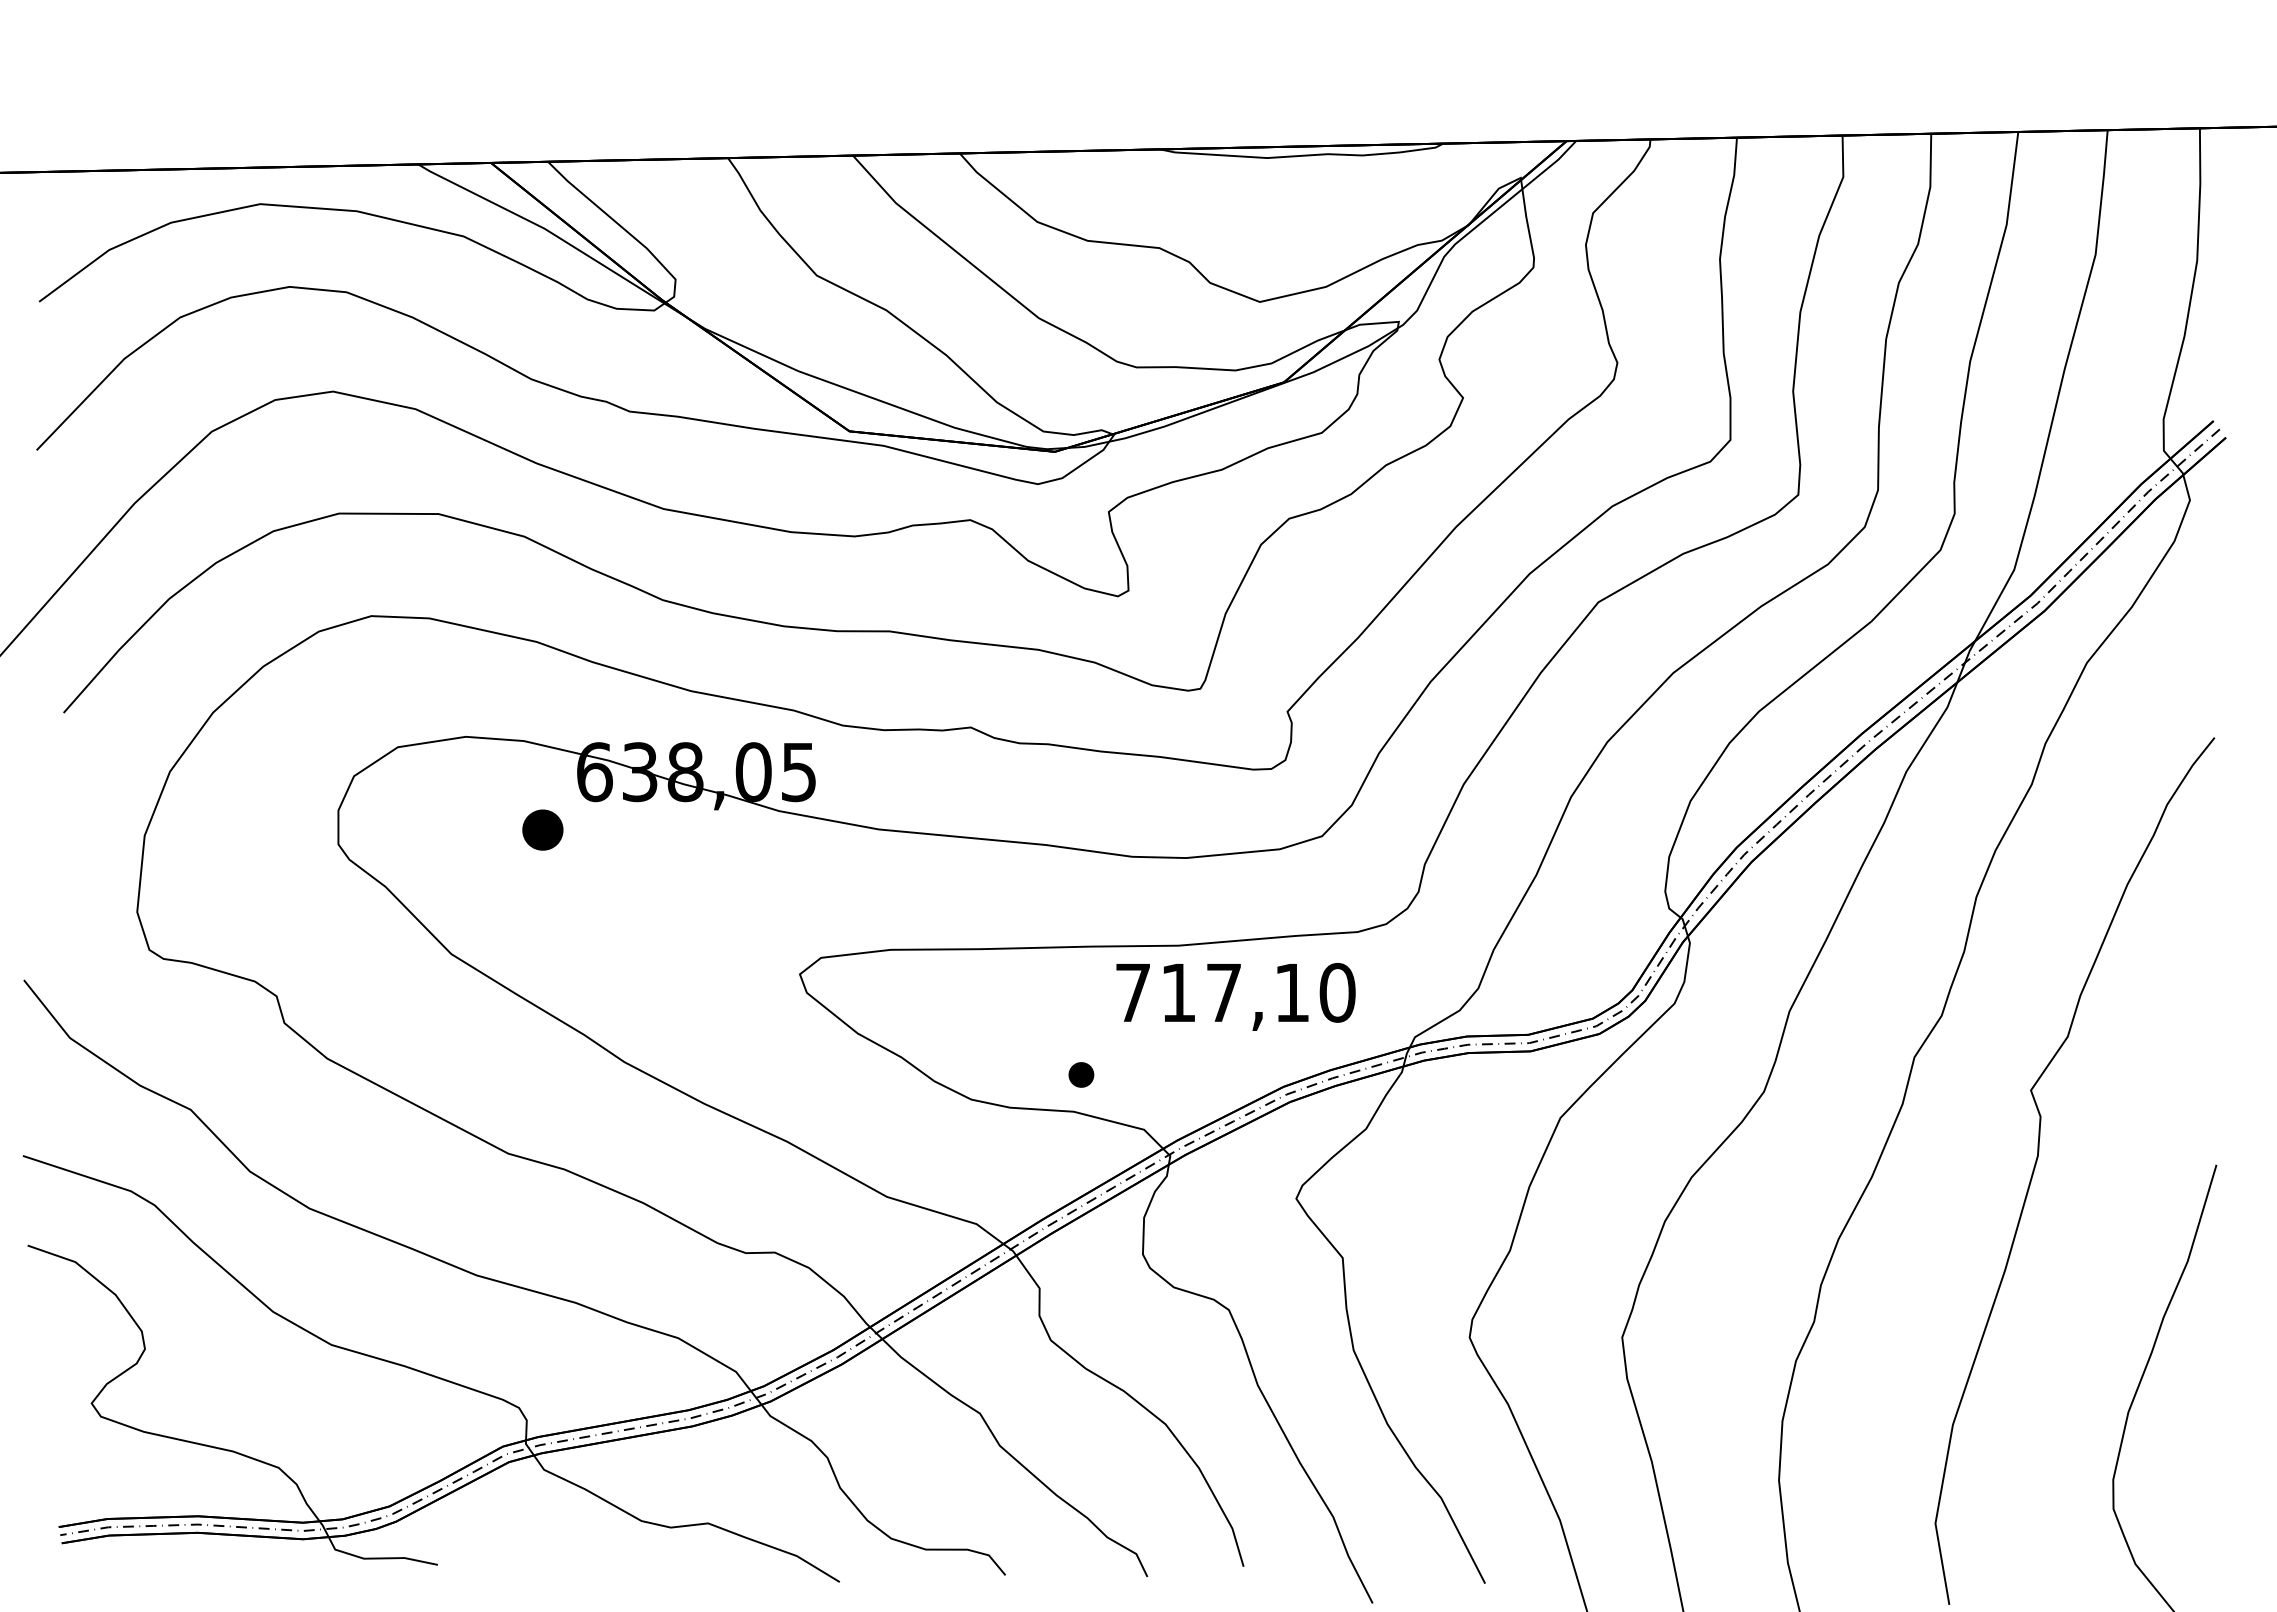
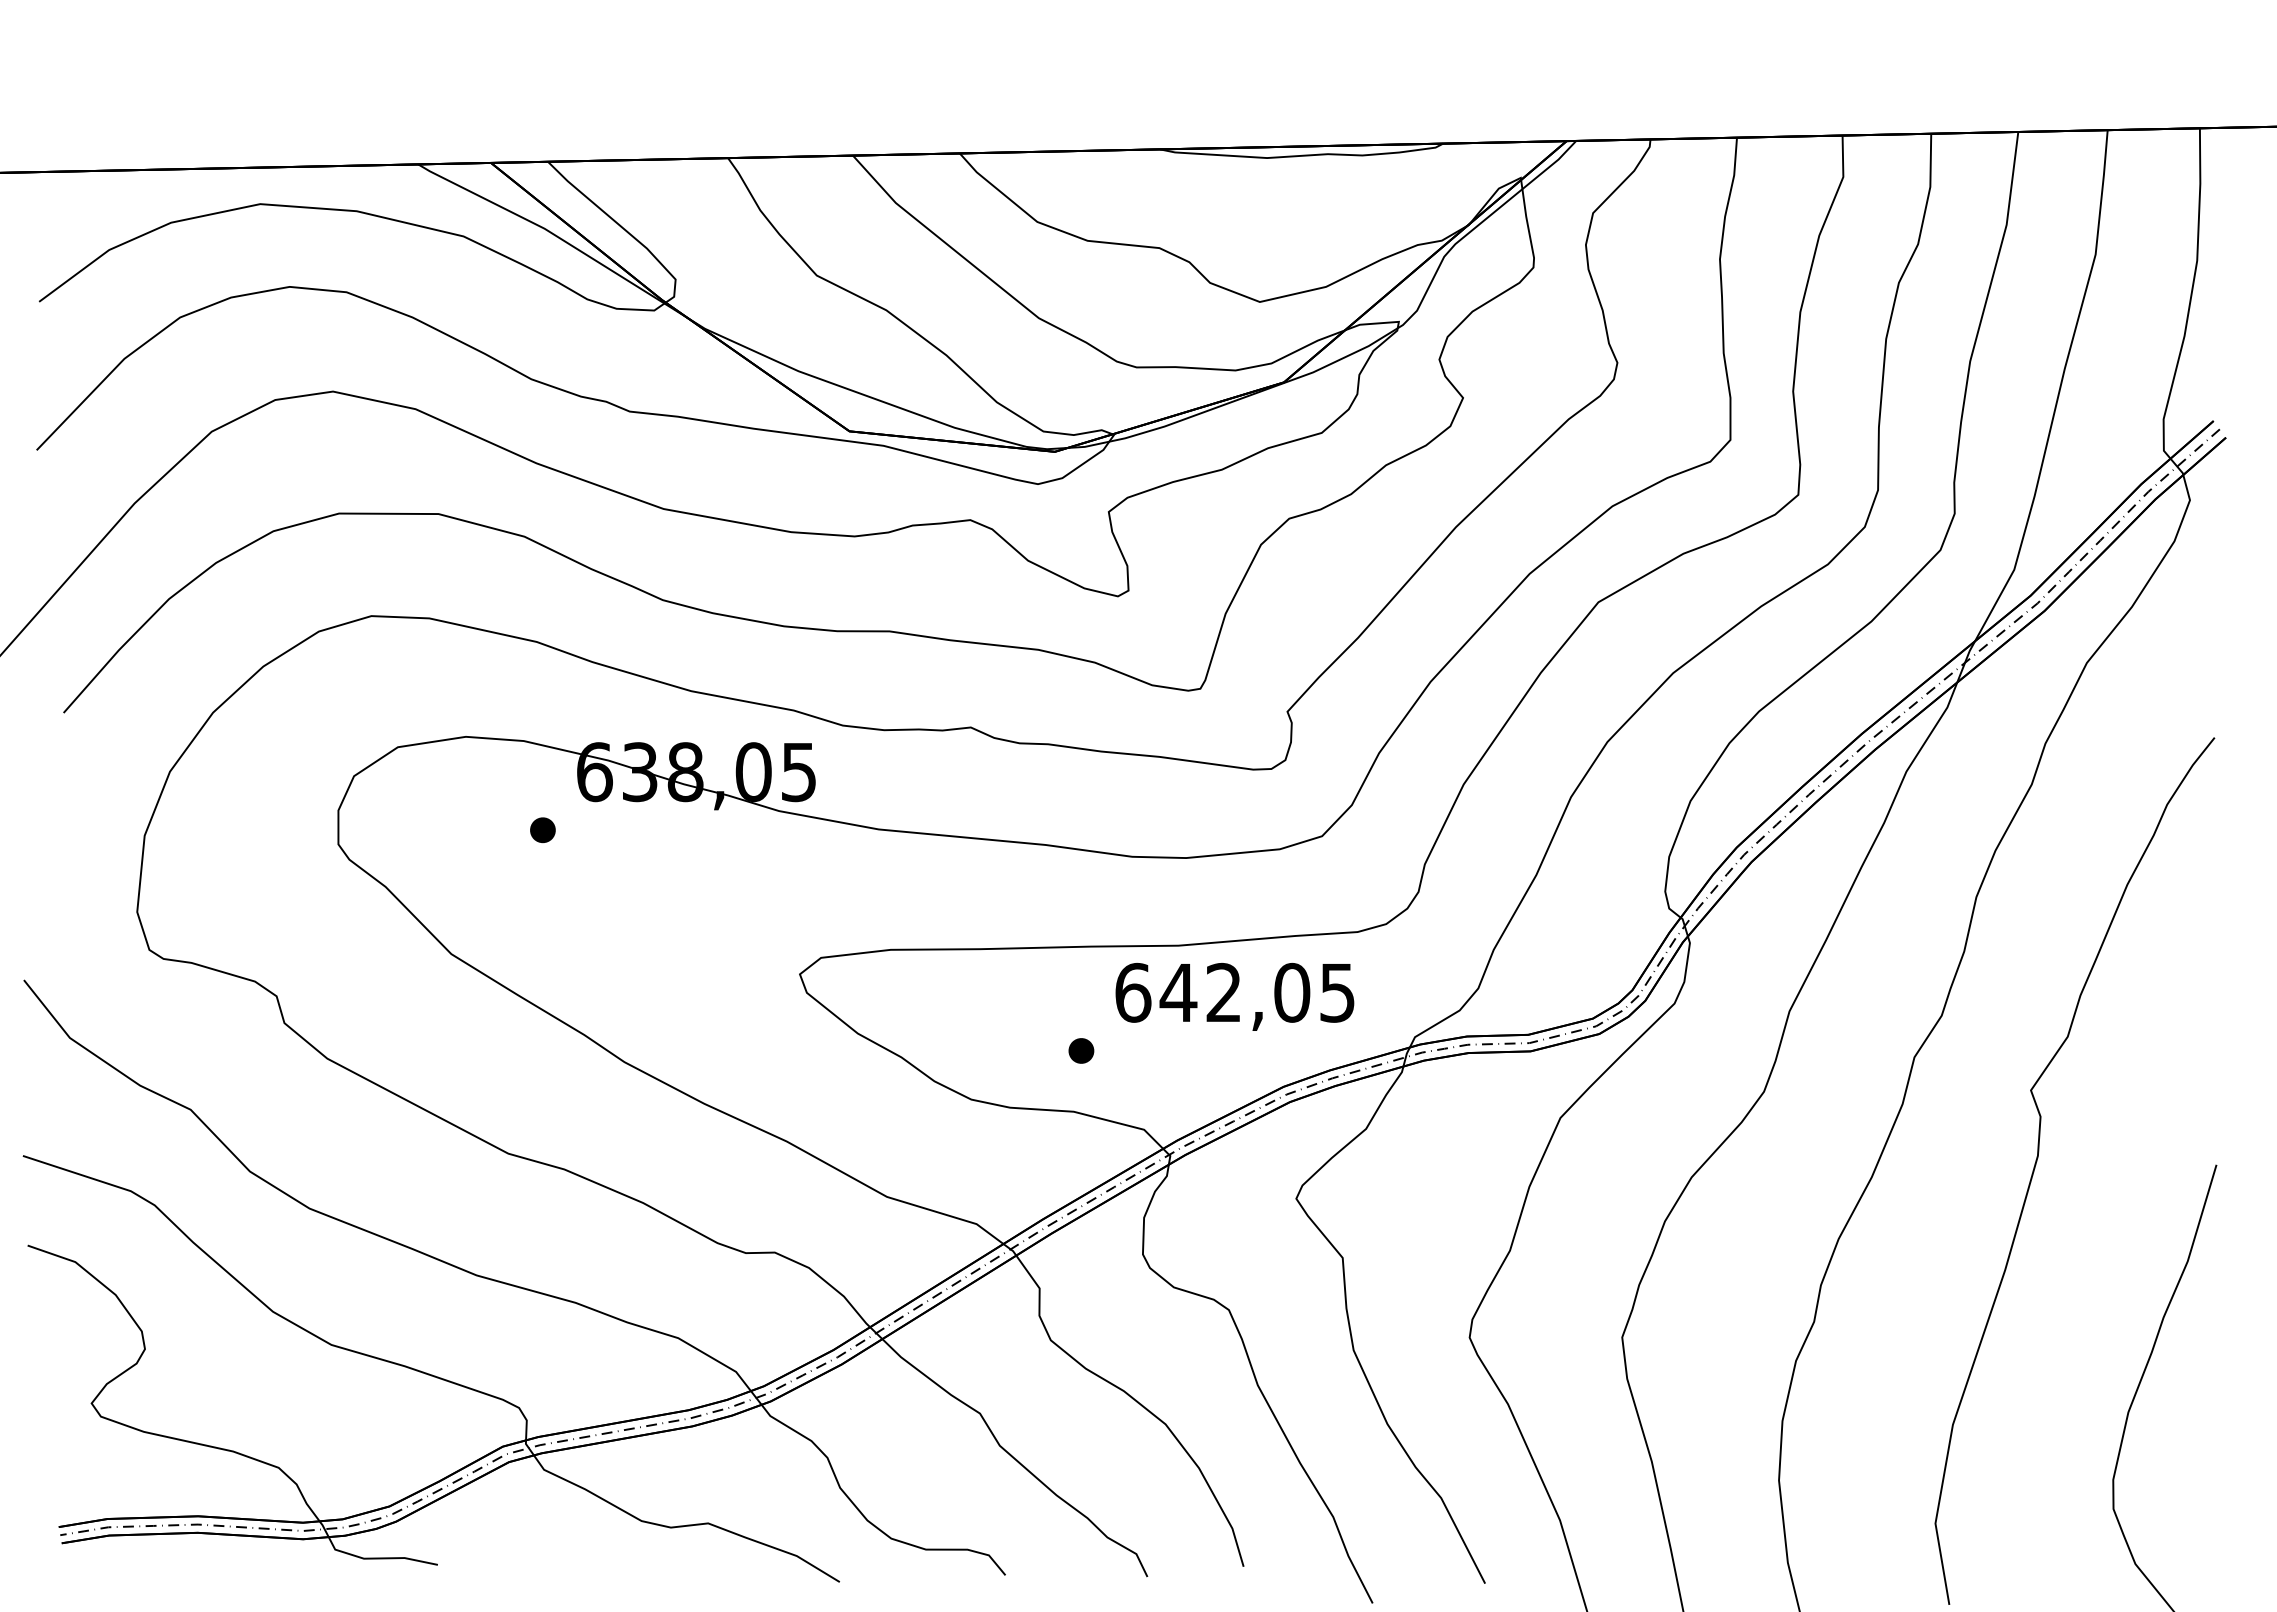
part size: 42x42 px -> 26x27 px (542, 830)
text: 717,10 -> 642,05 (1235, 992)
part position: (1081, 1074) -> (1081, 1050) (1081, 1050)
